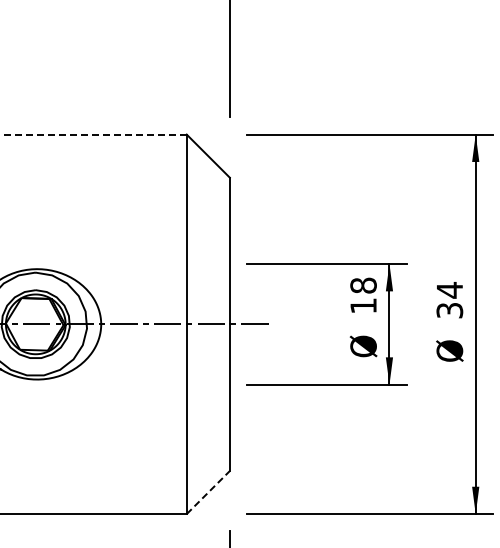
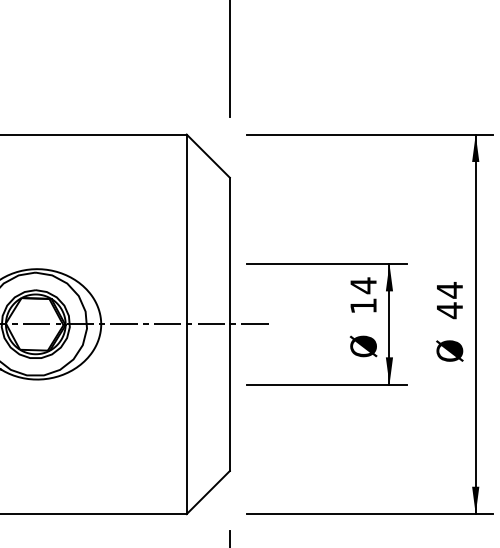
line: dashed -> solid (92, 134)
text: 18 -> 14 (363, 285)
text: 34 -> 44 (449, 310)
line: dashed -> solid (208, 492)
